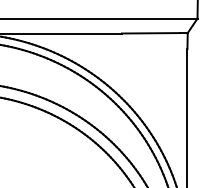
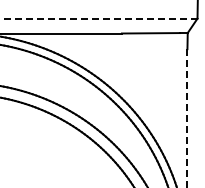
line: solid -> dashed (98, 18)
line: solid -> dashed (187, 118)
